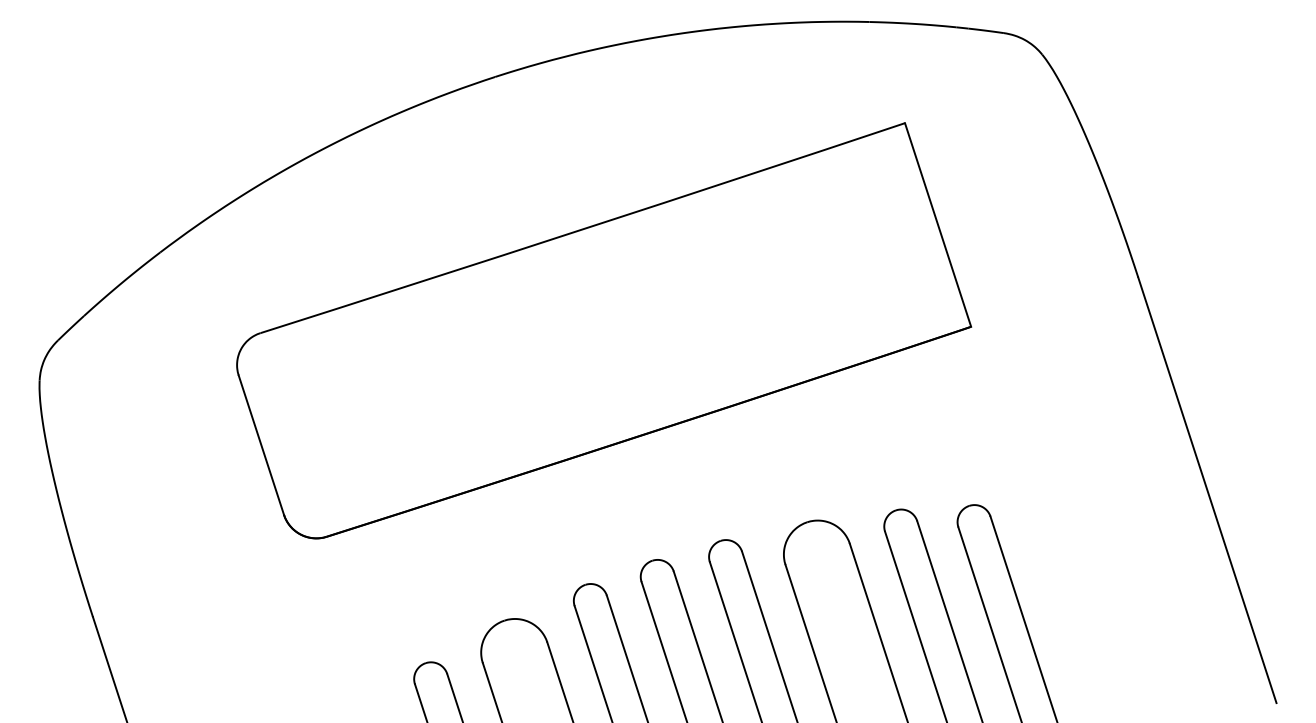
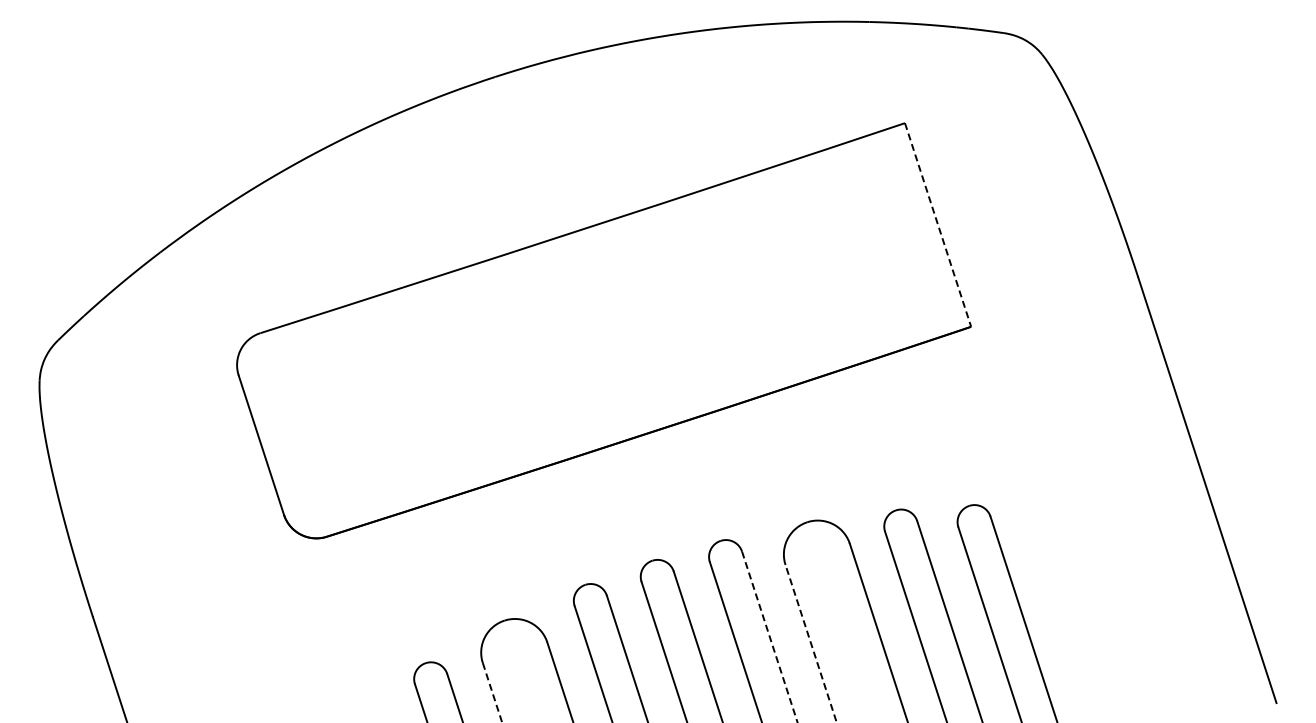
line: solid -> dashed (938, 225)
line: solid -> dashed (769, 637)
line: solid -> dashed (811, 643)
line: solid -> dashed (492, 693)
